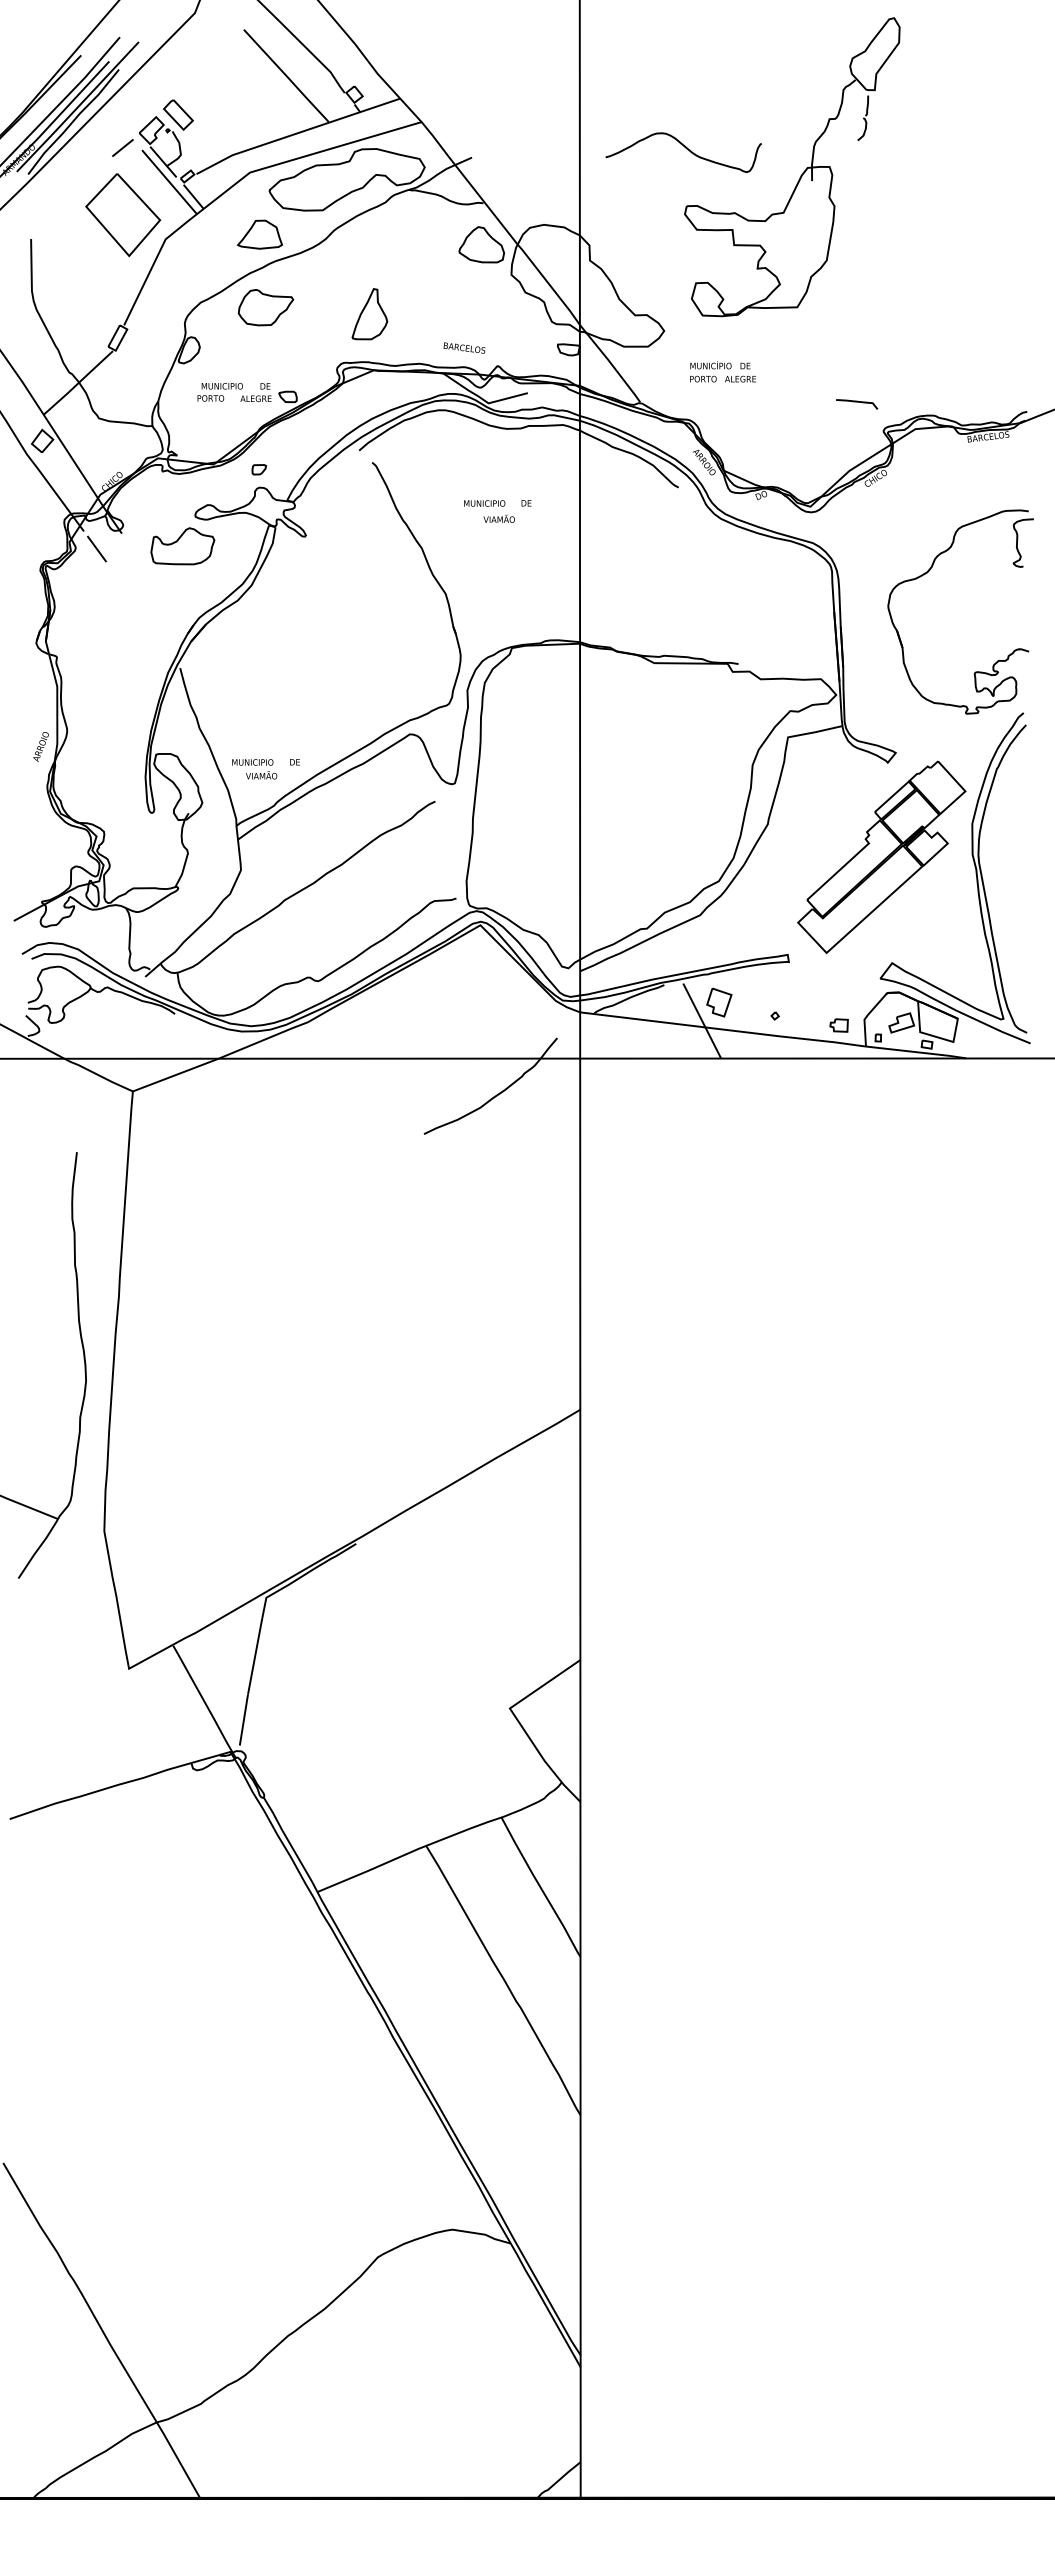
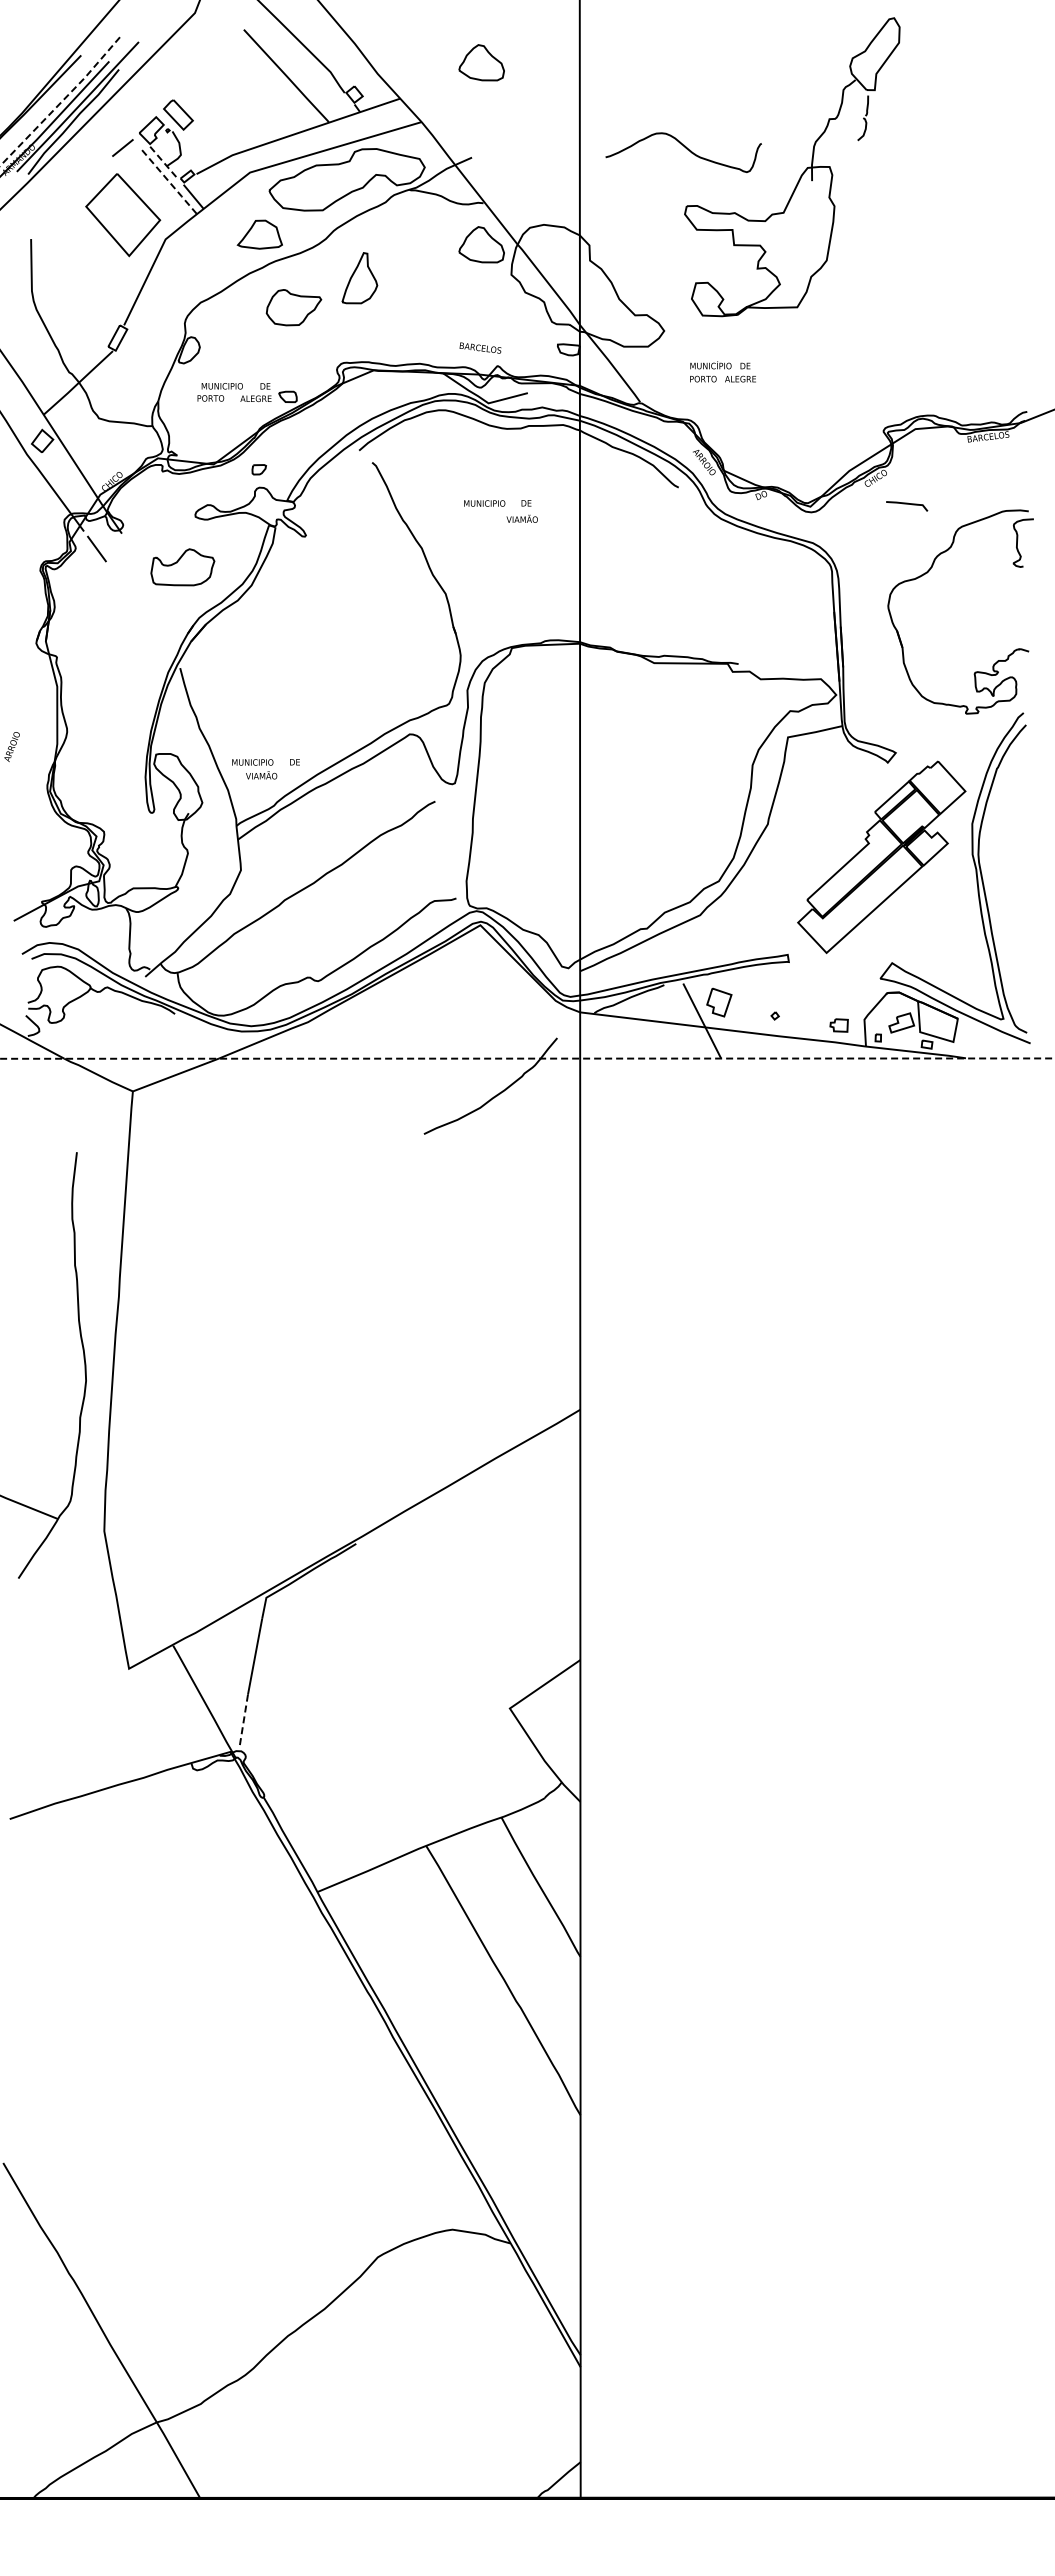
part: none -> present (481, 62)
line: solid -> dashed (61, 102)
line: solid -> dashed (164, 163)
line: solid -> dashed (170, 183)
part position: (265, 307) -> (293, 307) (293, 307)
part position: (369, 314) -> (359, 278) (359, 278)
text position: (464, 347) -> (480, 347) (480, 347)
curve position: (857, 402) -> (907, 504) (907, 504)
text position: (498, 518) -> (521, 518) (521, 518)
part position: (182, 546) -> (182, 567) (182, 567)
text position: (40, 747) -> (11, 747) (11, 747)
line: solid -> dashed (527, 1058)
line: solid -> dashed (243, 1720)
